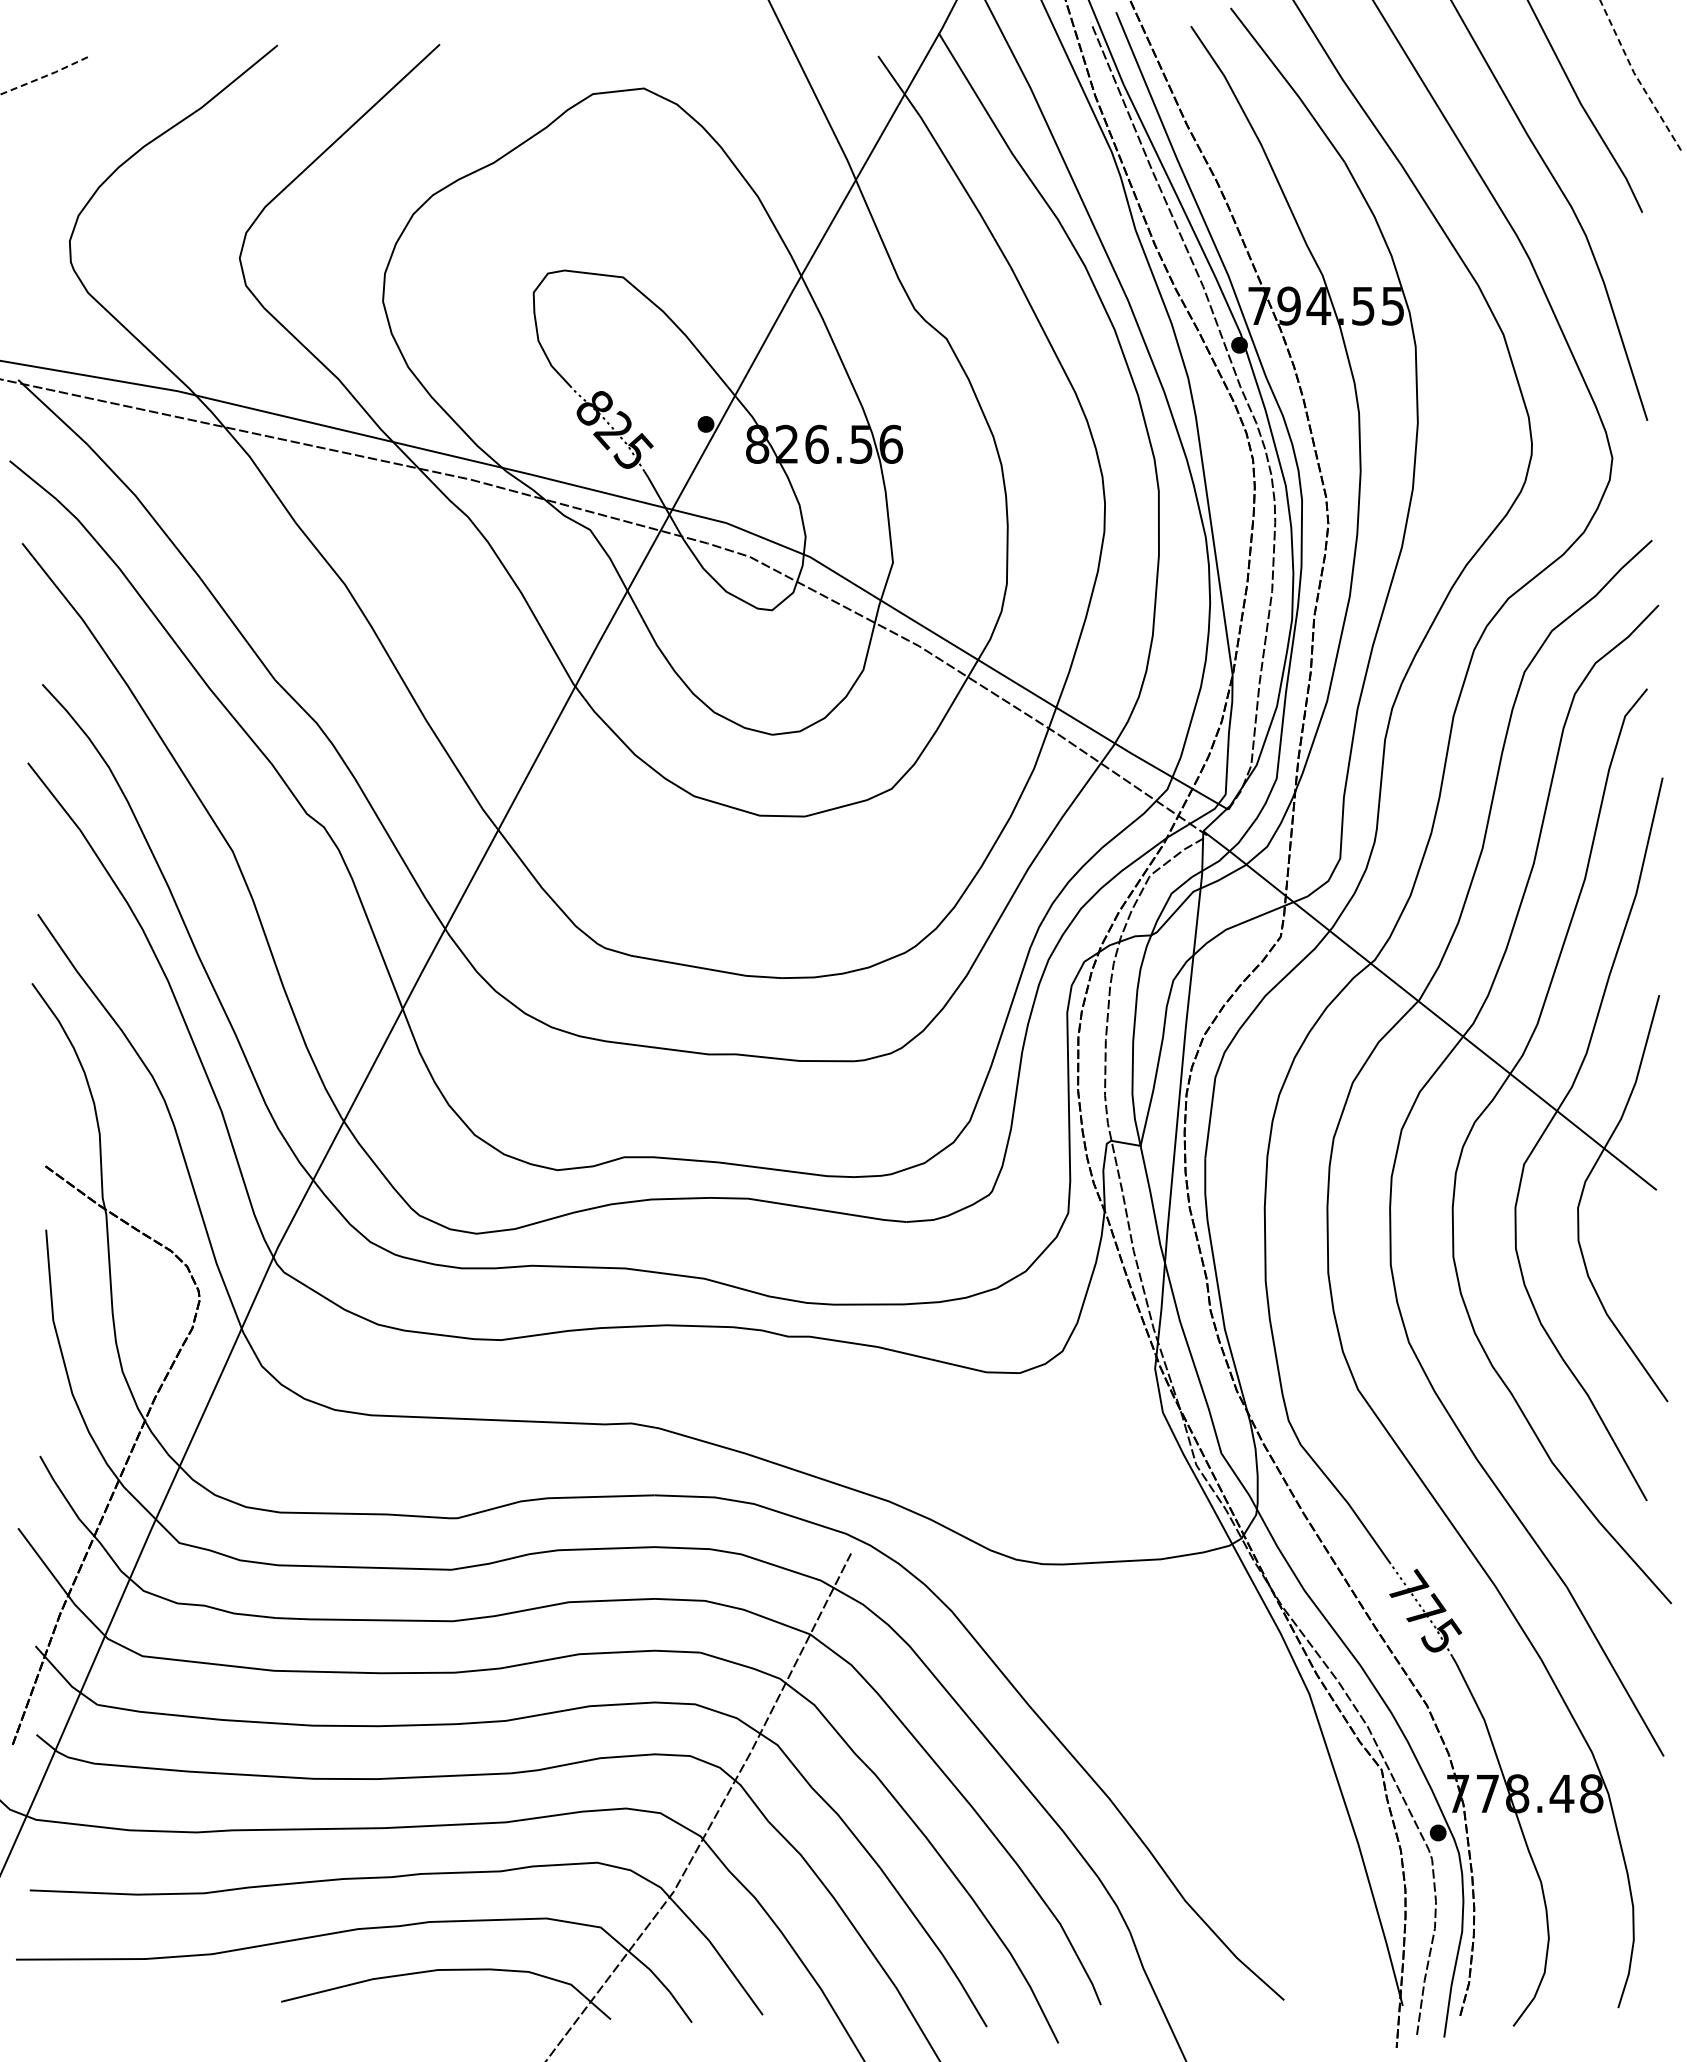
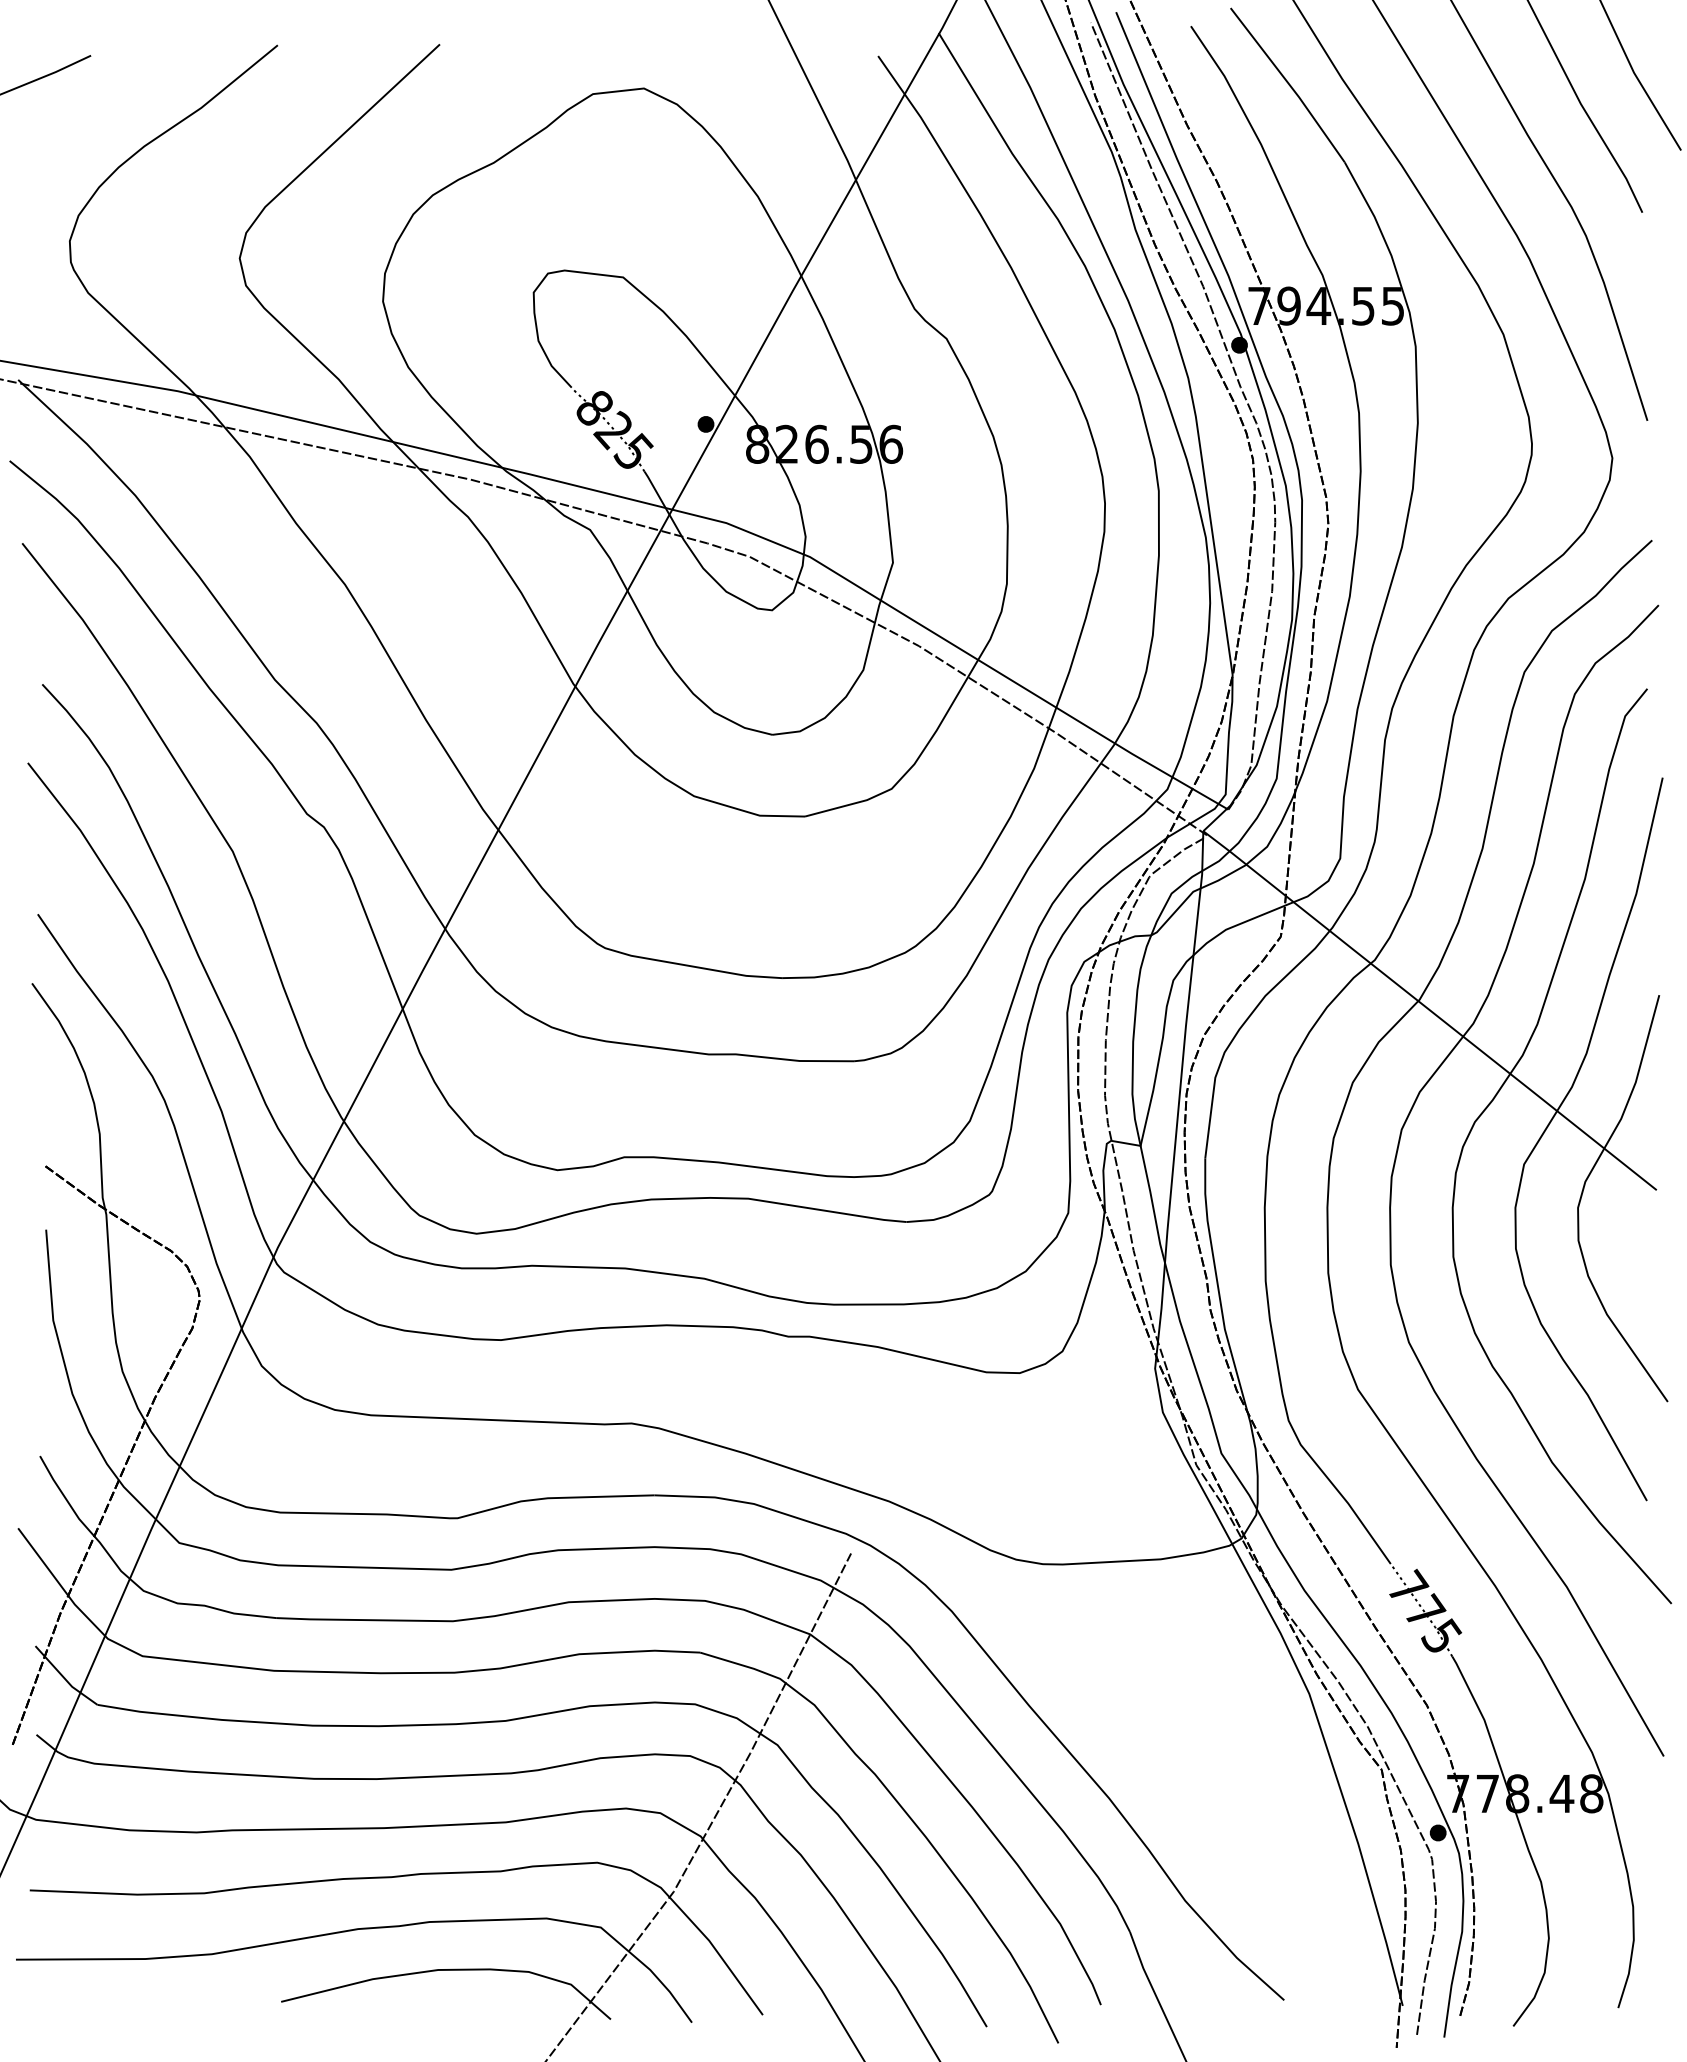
line: dashed -> solid (46, 75)
line: dashed -> solid (1636, 77)
